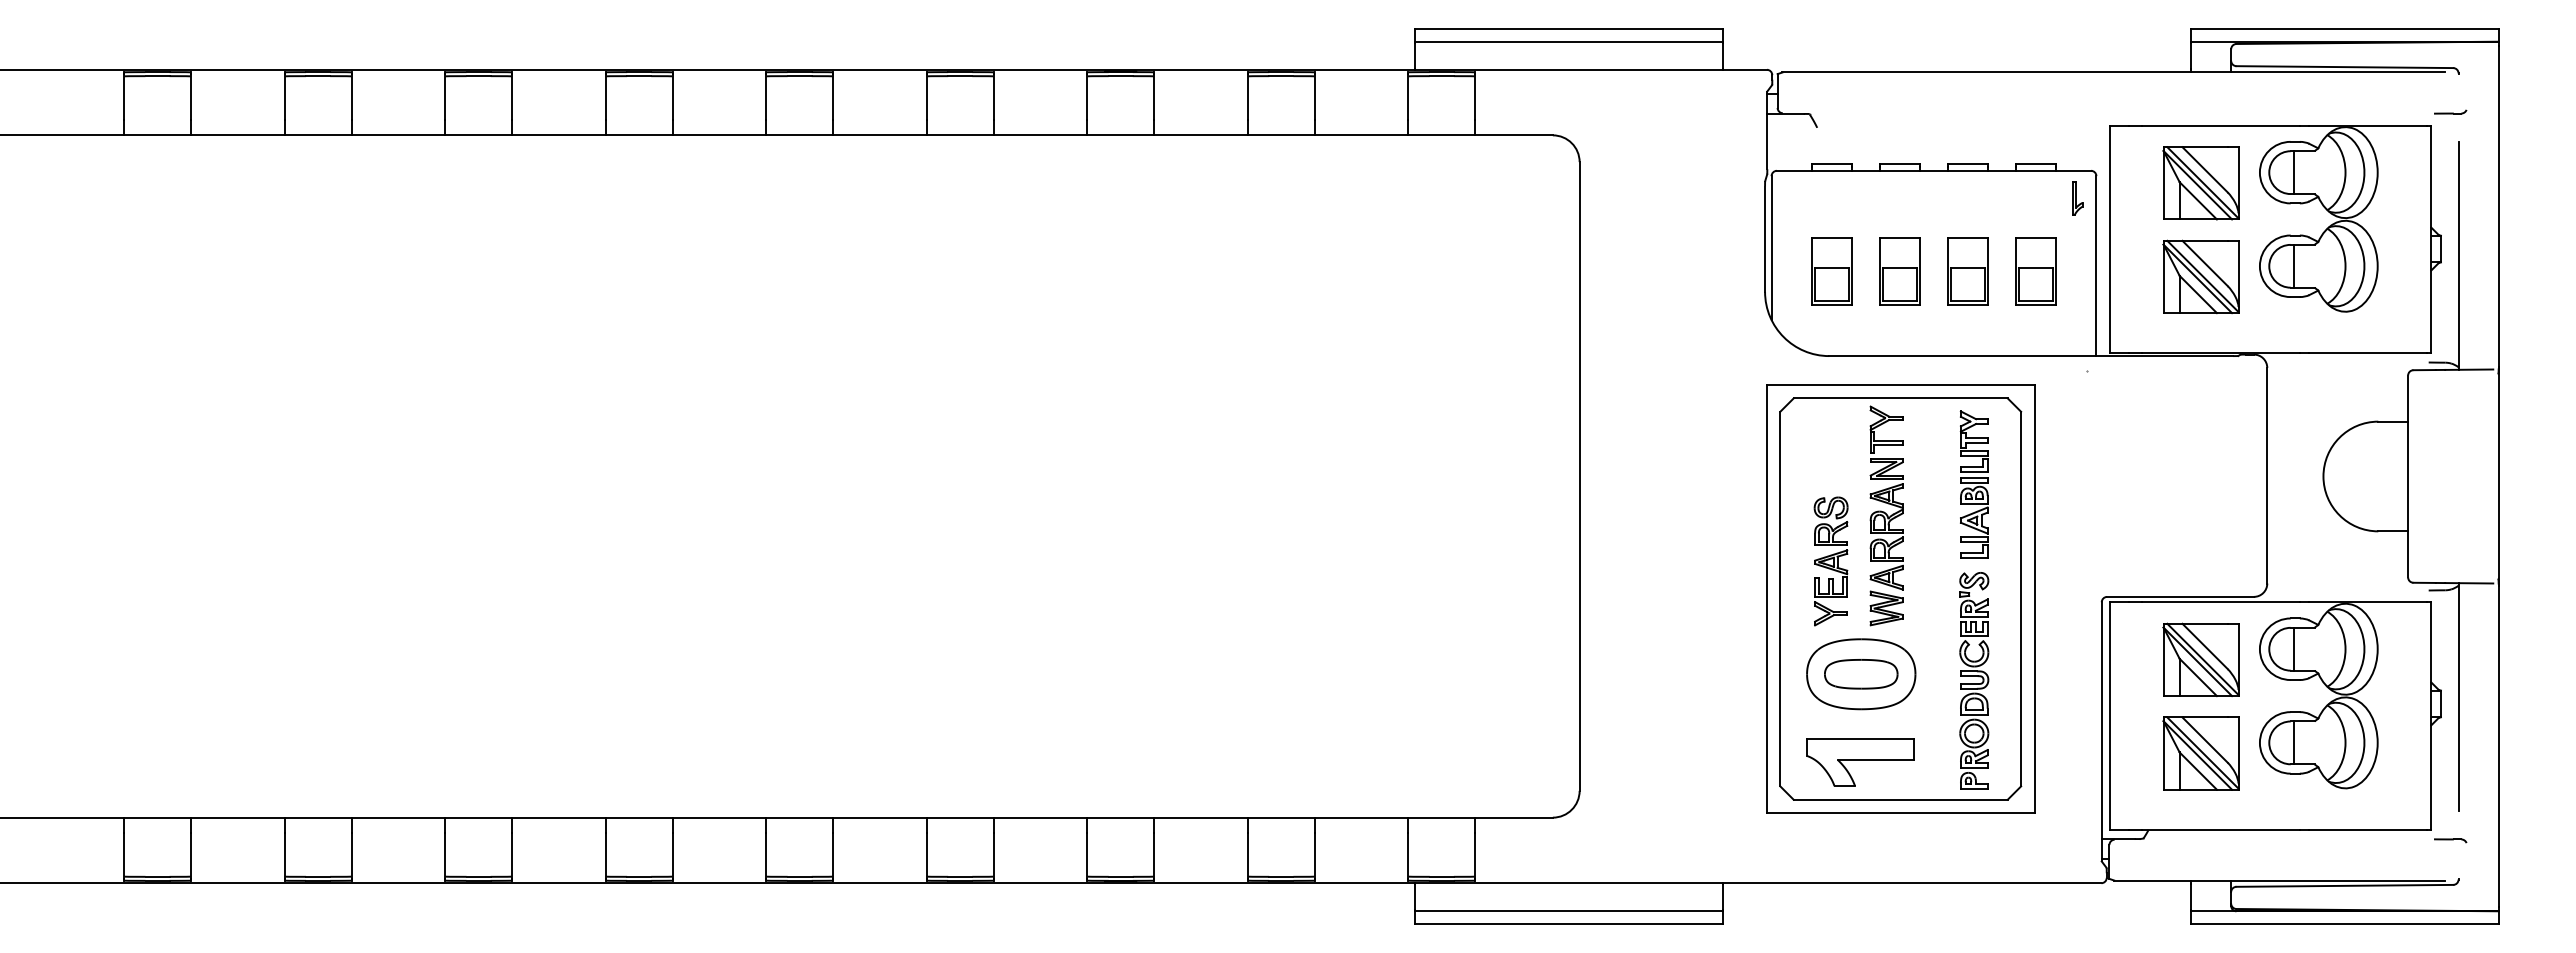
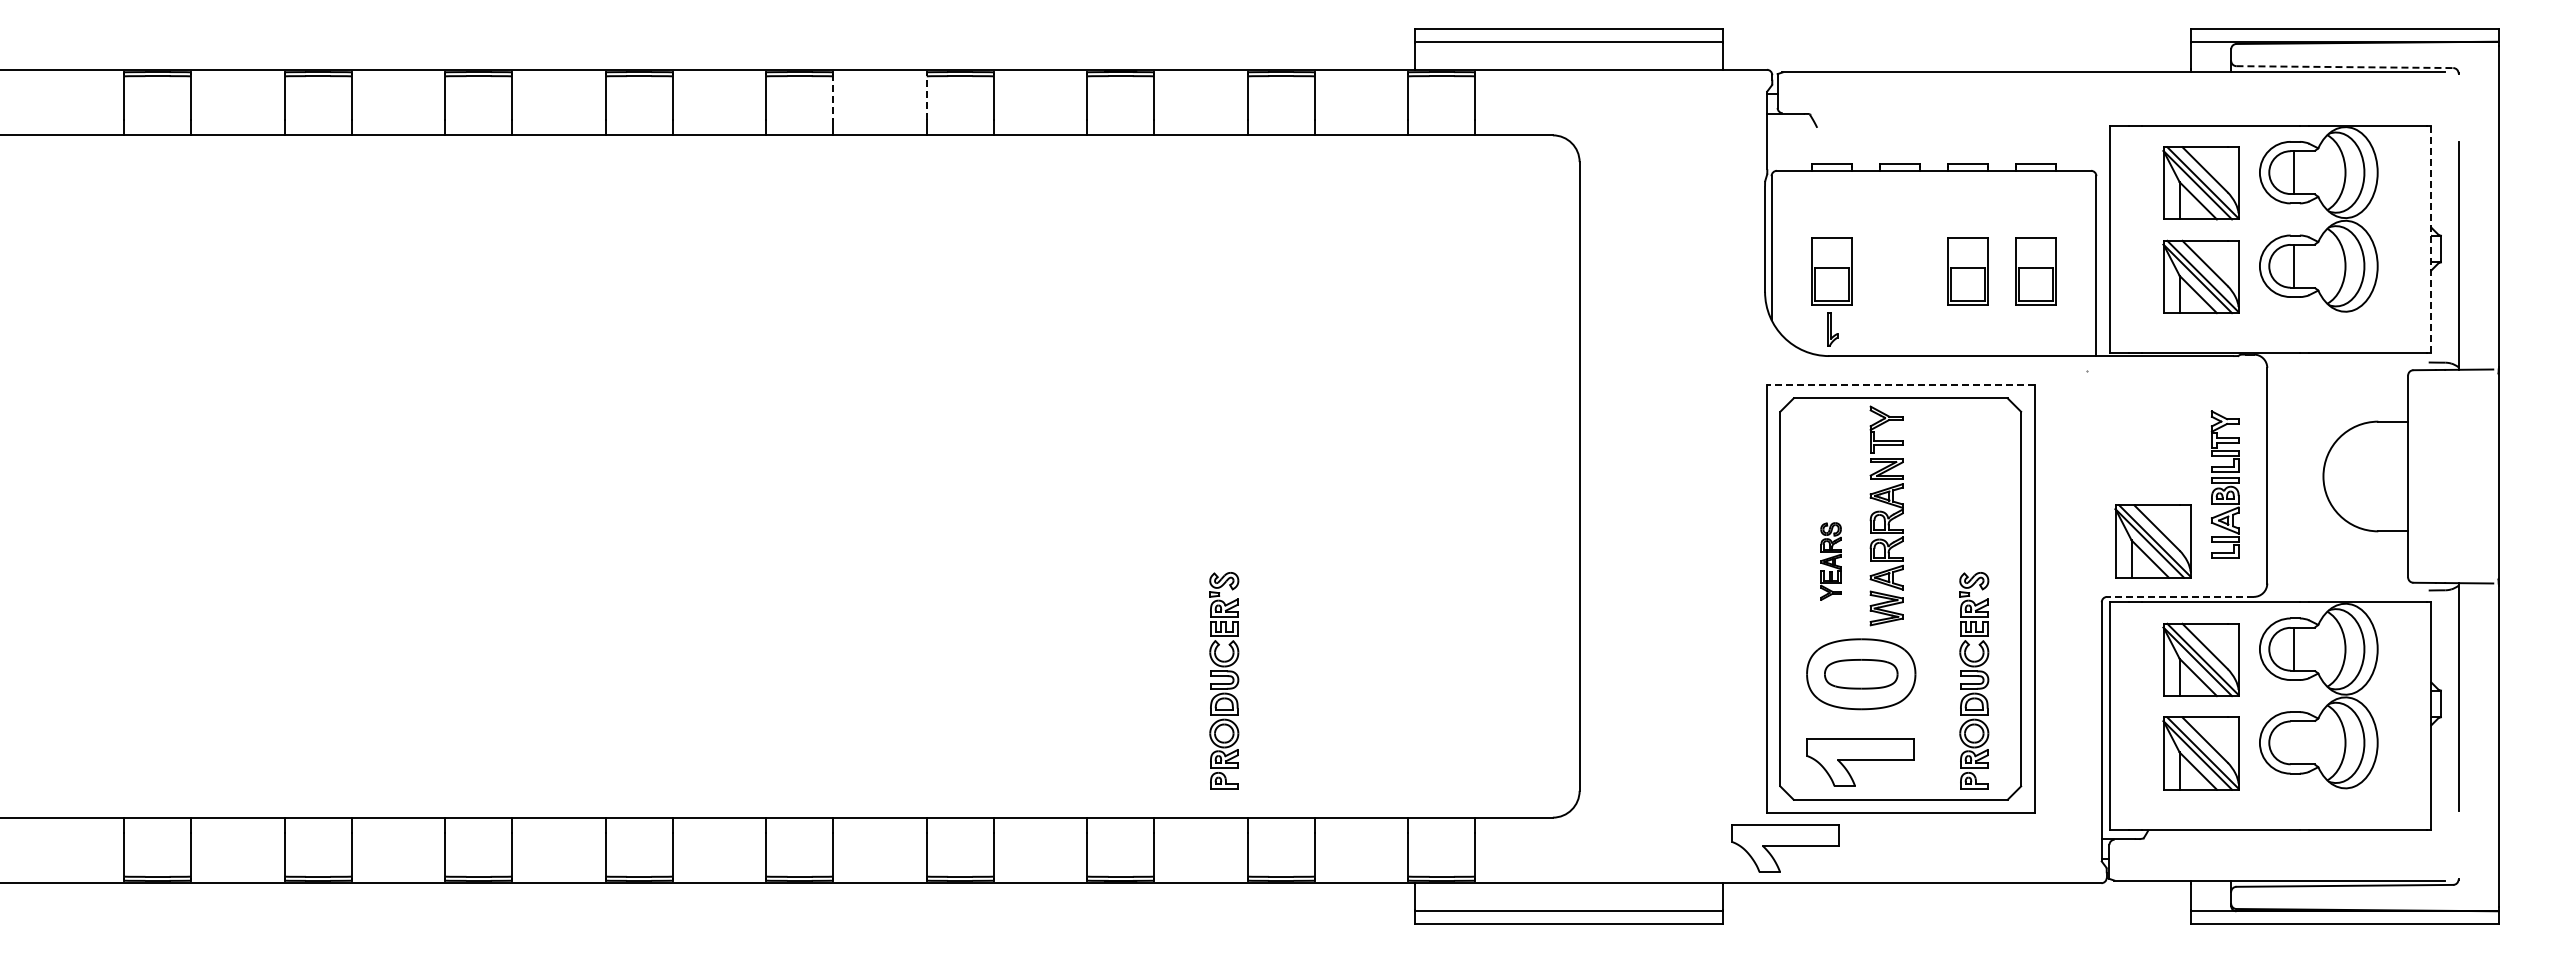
line: solid -> dashed (2345, 67)
line: solid -> dashed (833, 97)
line: solid -> dashed (926, 97)
part: present -> none (2450, 111)
part position: (2077, 198) -> (1832, 329) (1832, 329)
line: solid -> dashed (2431, 239)
part: present -> none (1899, 271)
line: solid -> dashed (1900, 385)
part position: (1973, 484) -> (2224, 484) (2224, 484)
part: none -> present (2152, 541)
part size: 36x131 px -> 22x79 px (1830, 561)
line: solid -> dashed (2180, 596)
part: none -> present (1224, 680)
line: present -> none (2294, 742)
part: present -> none (2450, 840)
part: none -> present (1785, 848)
